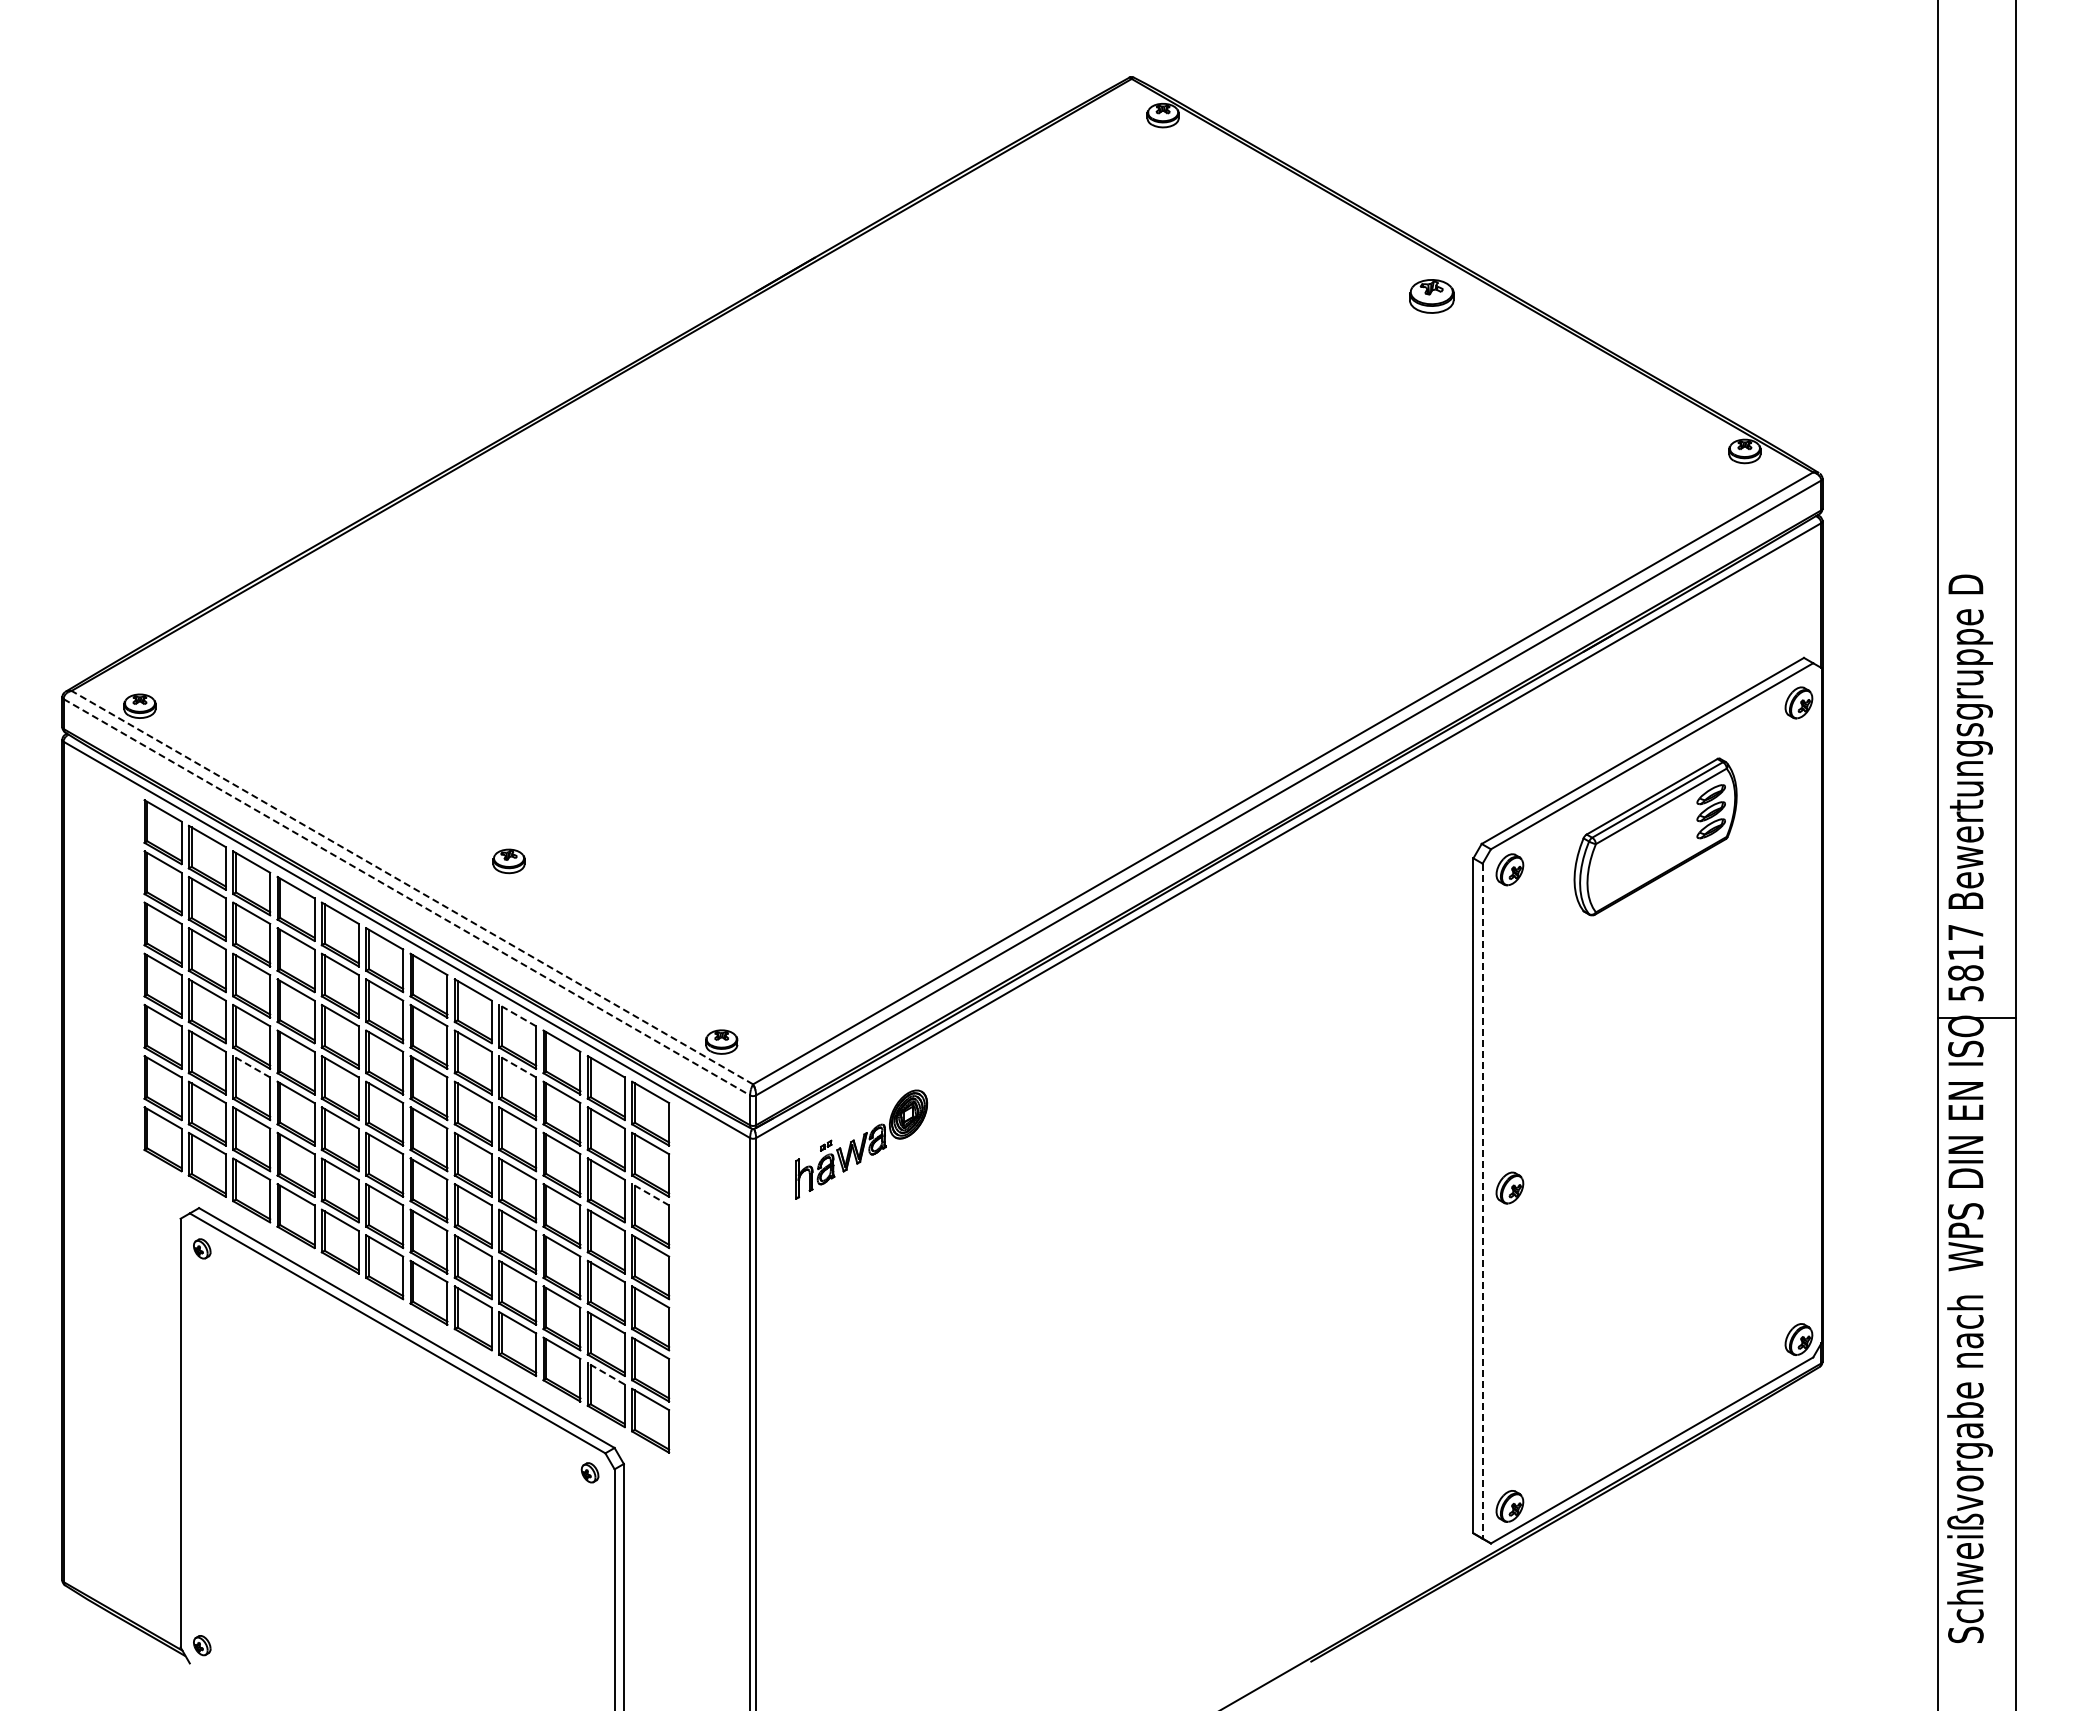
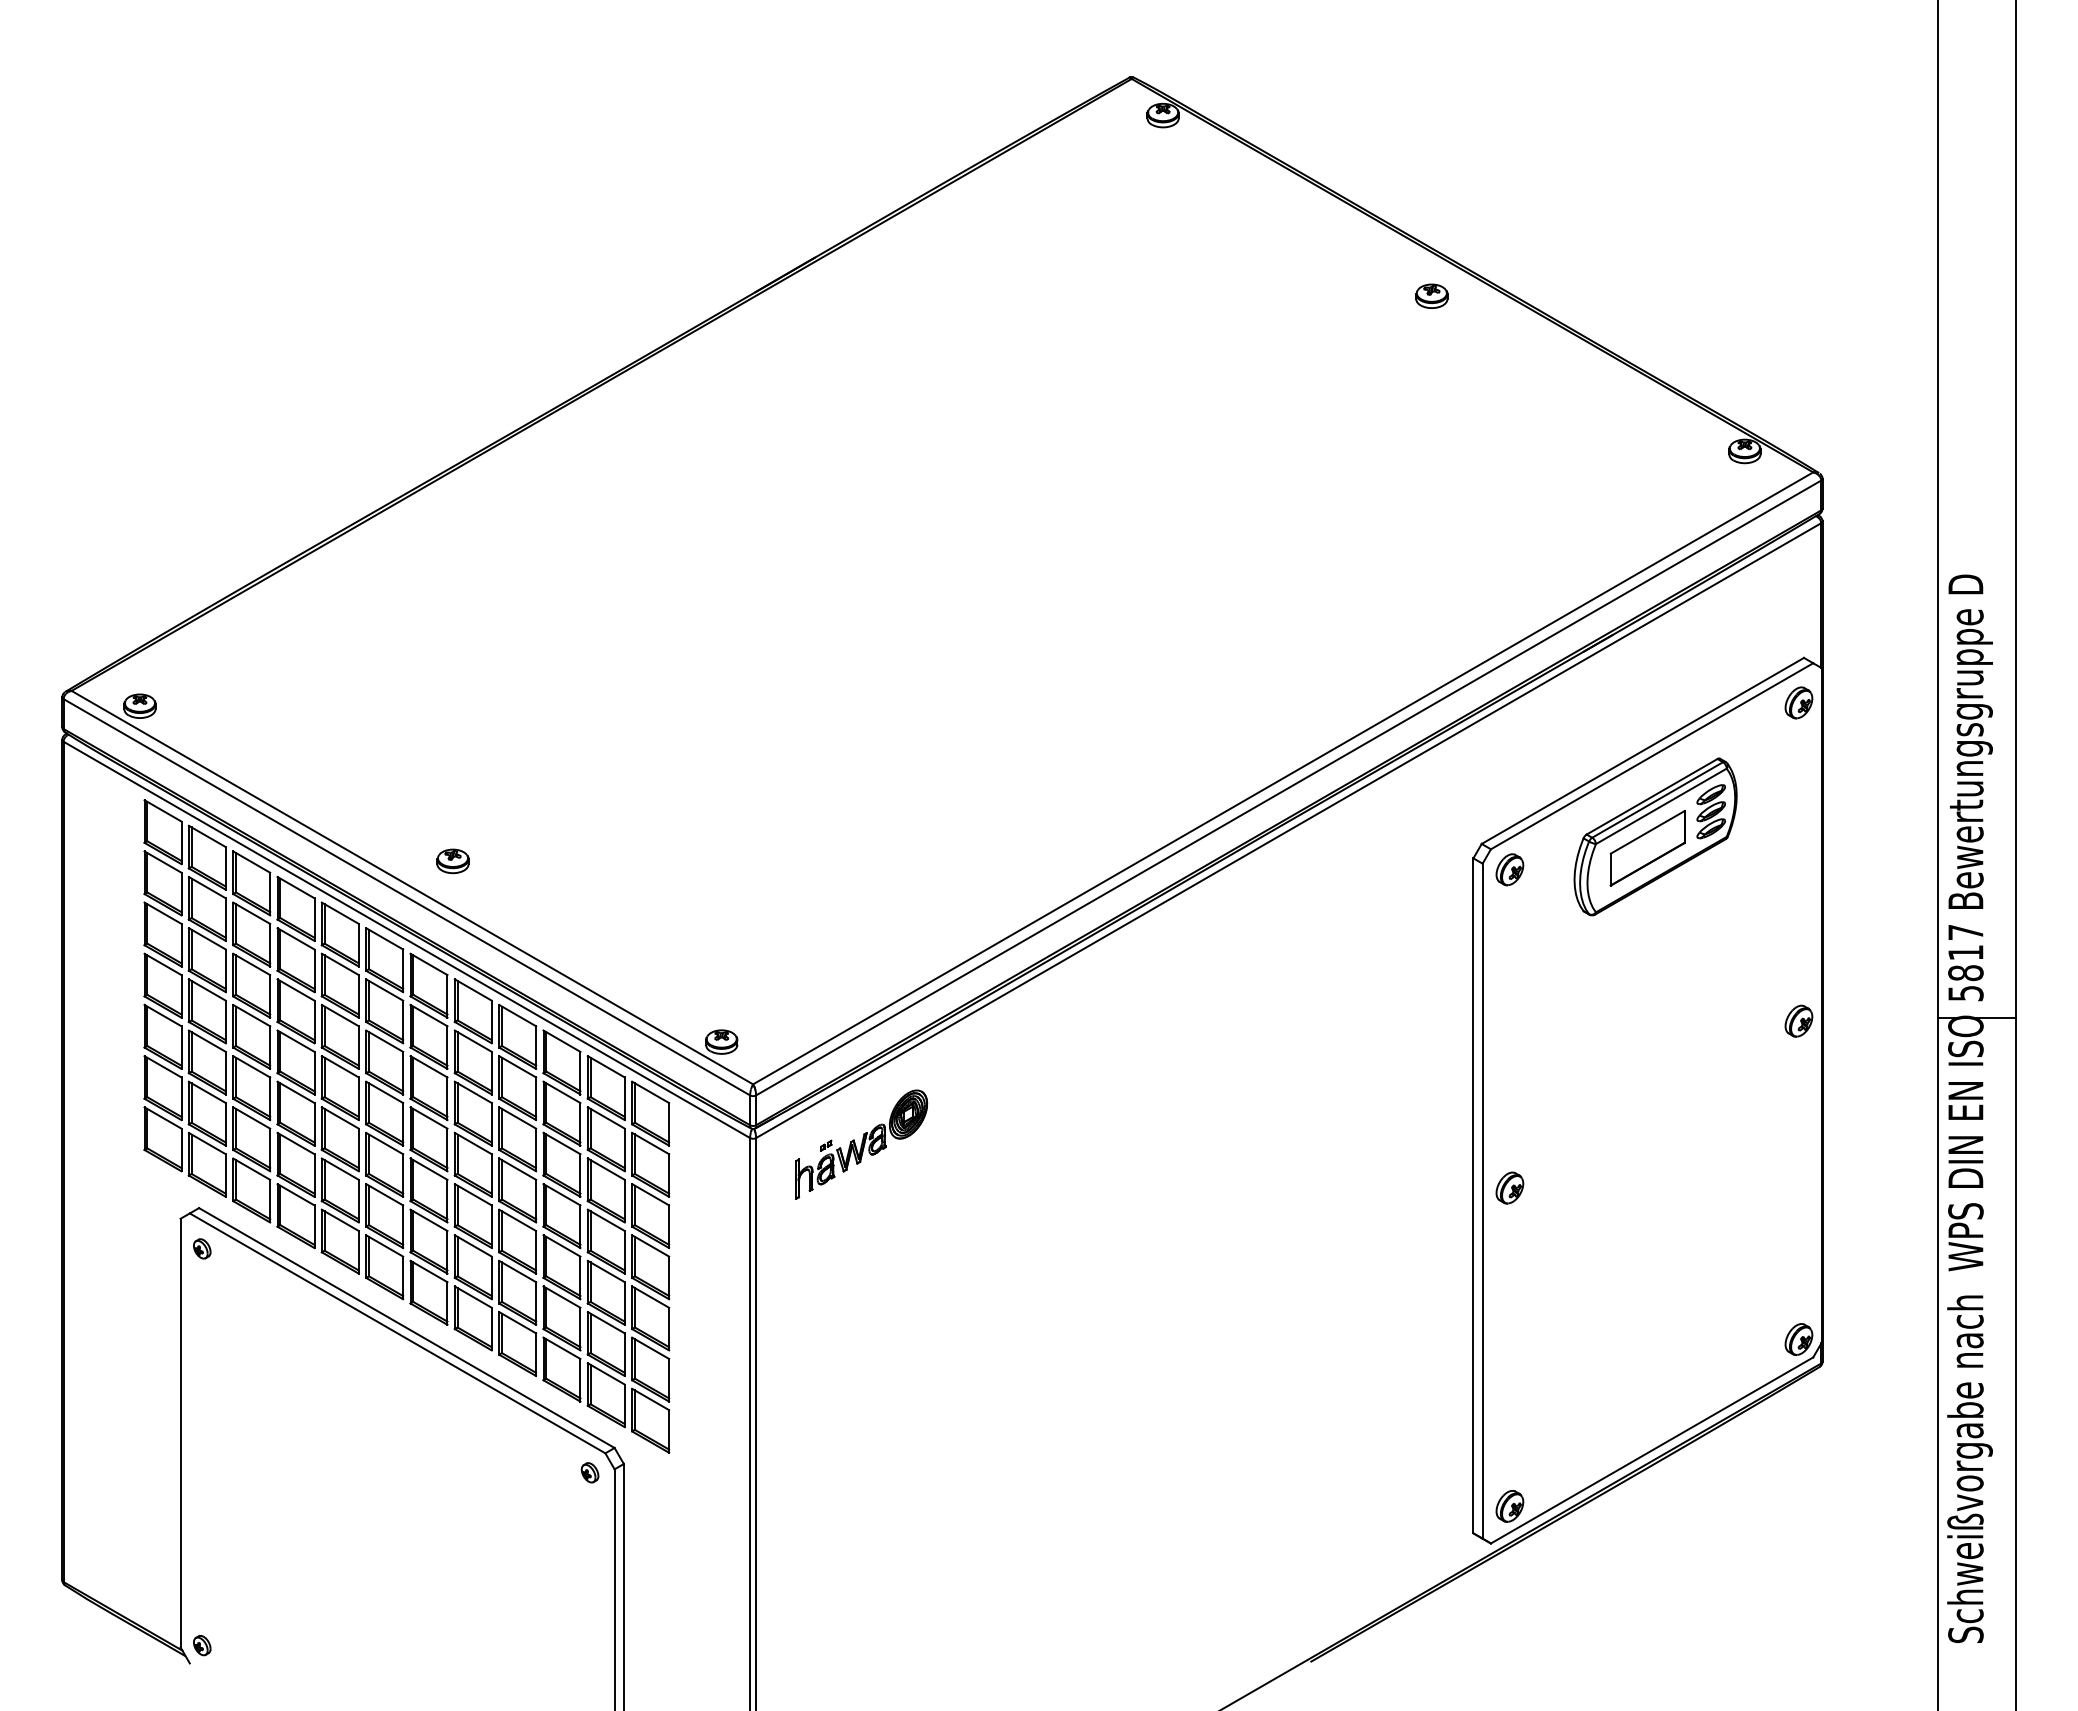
part size: 46x35 px -> 34x26 px (1431, 295)
part: none -> present (1647, 848)
part position: (508, 861) -> (452, 861) (452, 861)
line: dashed -> solid (411, 887)
line: dashed -> solid (407, 897)
line: dashed -> solid (517, 1015)
part: none -> present (1798, 1020)
line: dashed -> solid (251, 1066)
line: dashed -> solid (517, 1066)
line: dashed -> solid (650, 1194)
line: dashed -> solid (1482, 1201)
line: dashed -> solid (605, 1373)
